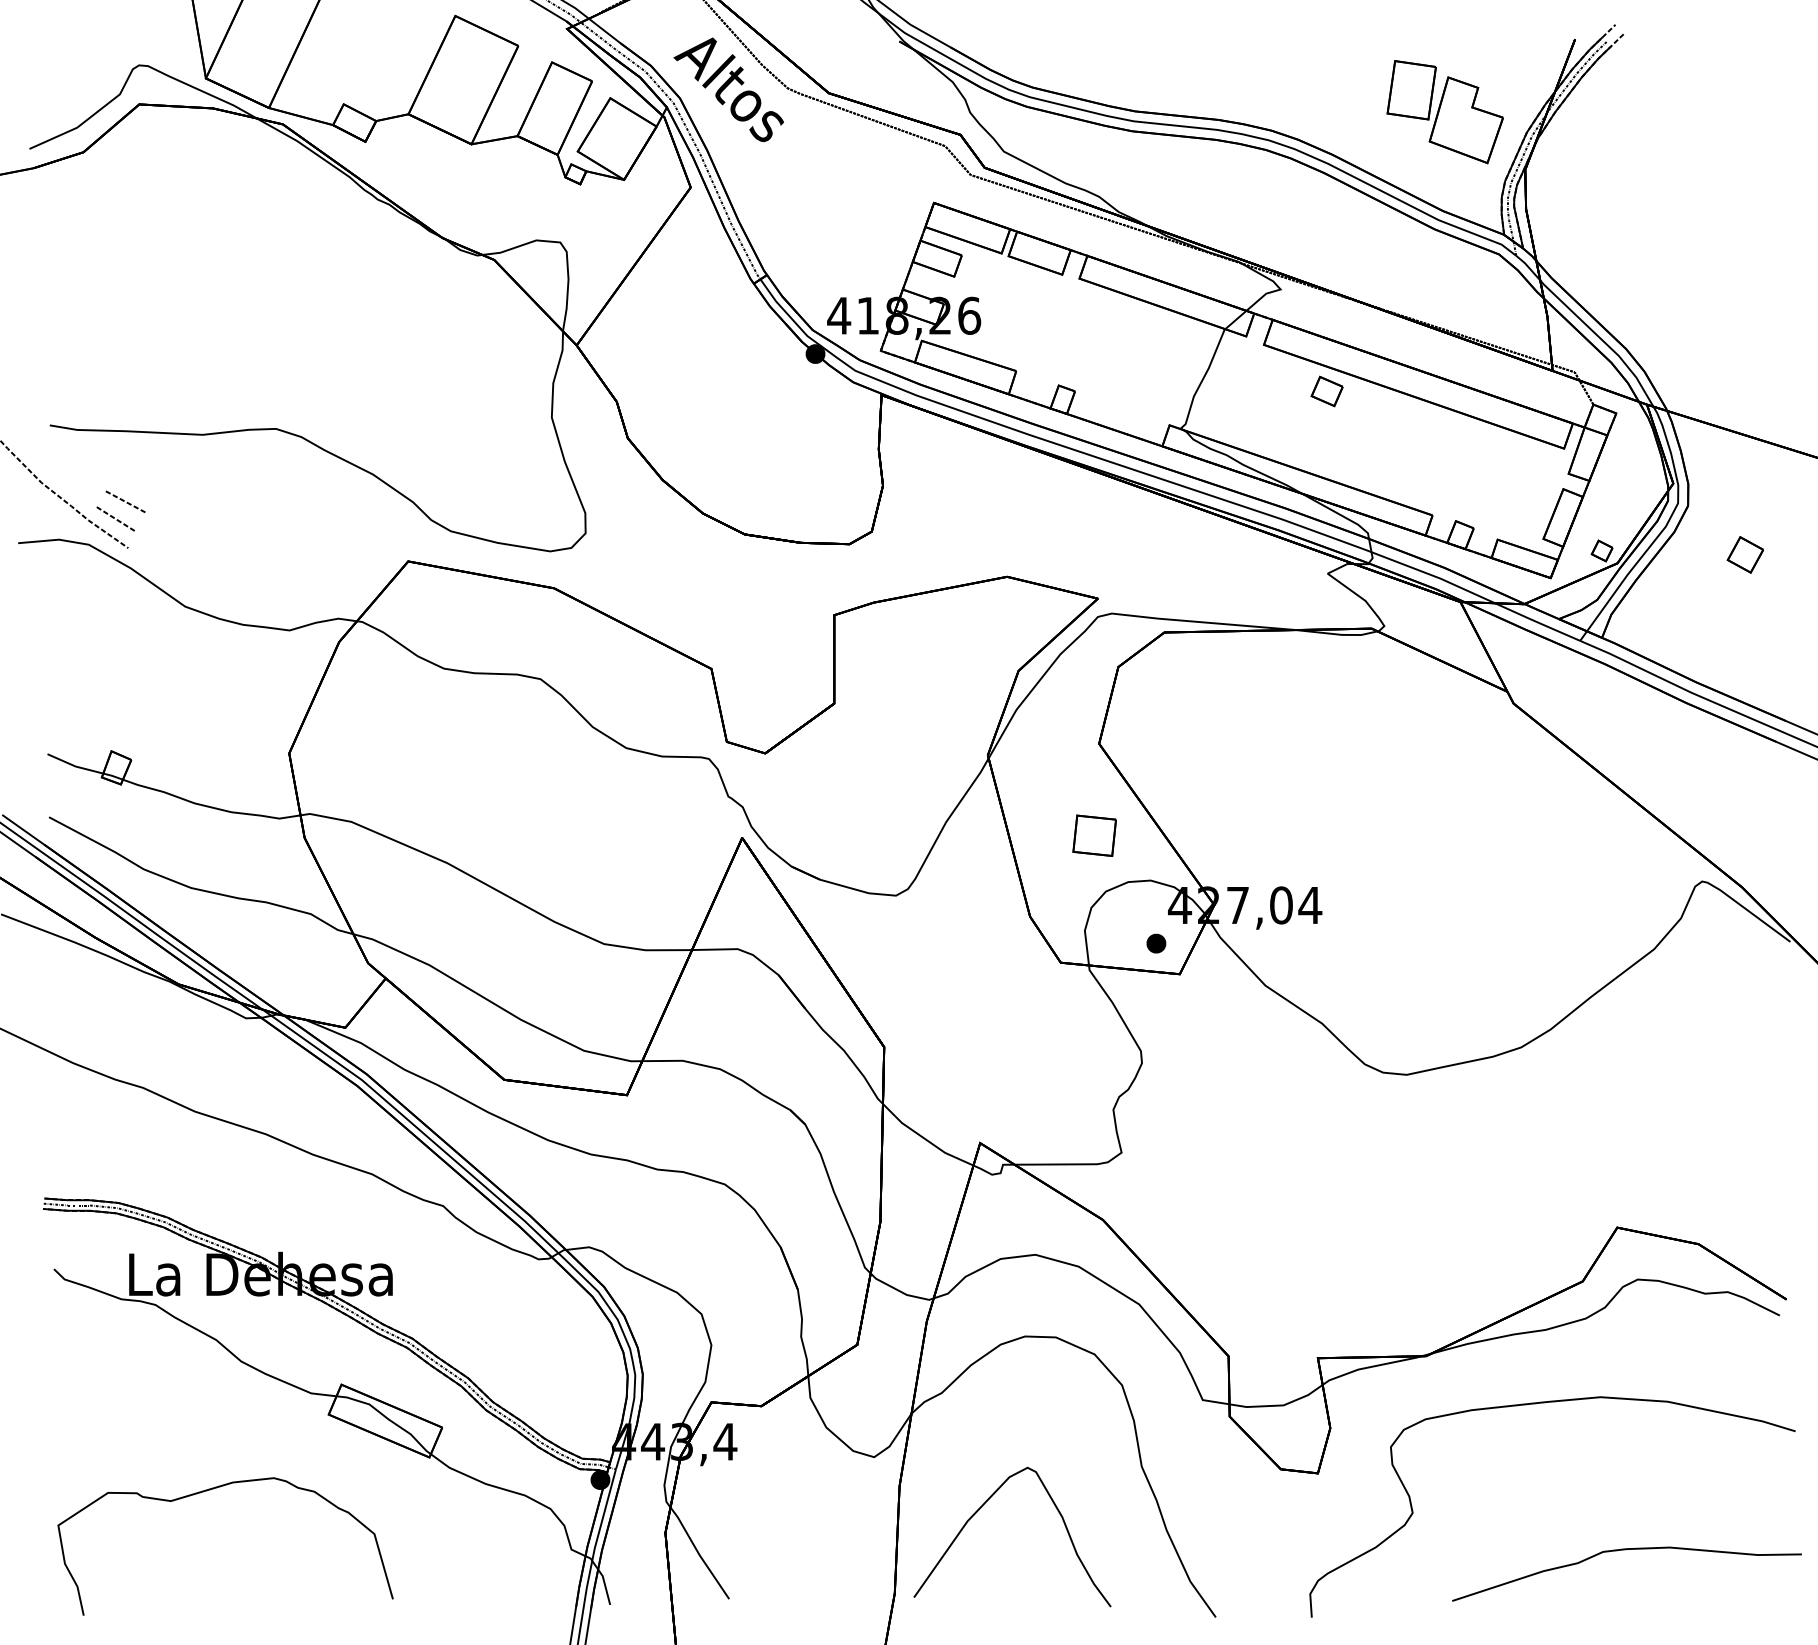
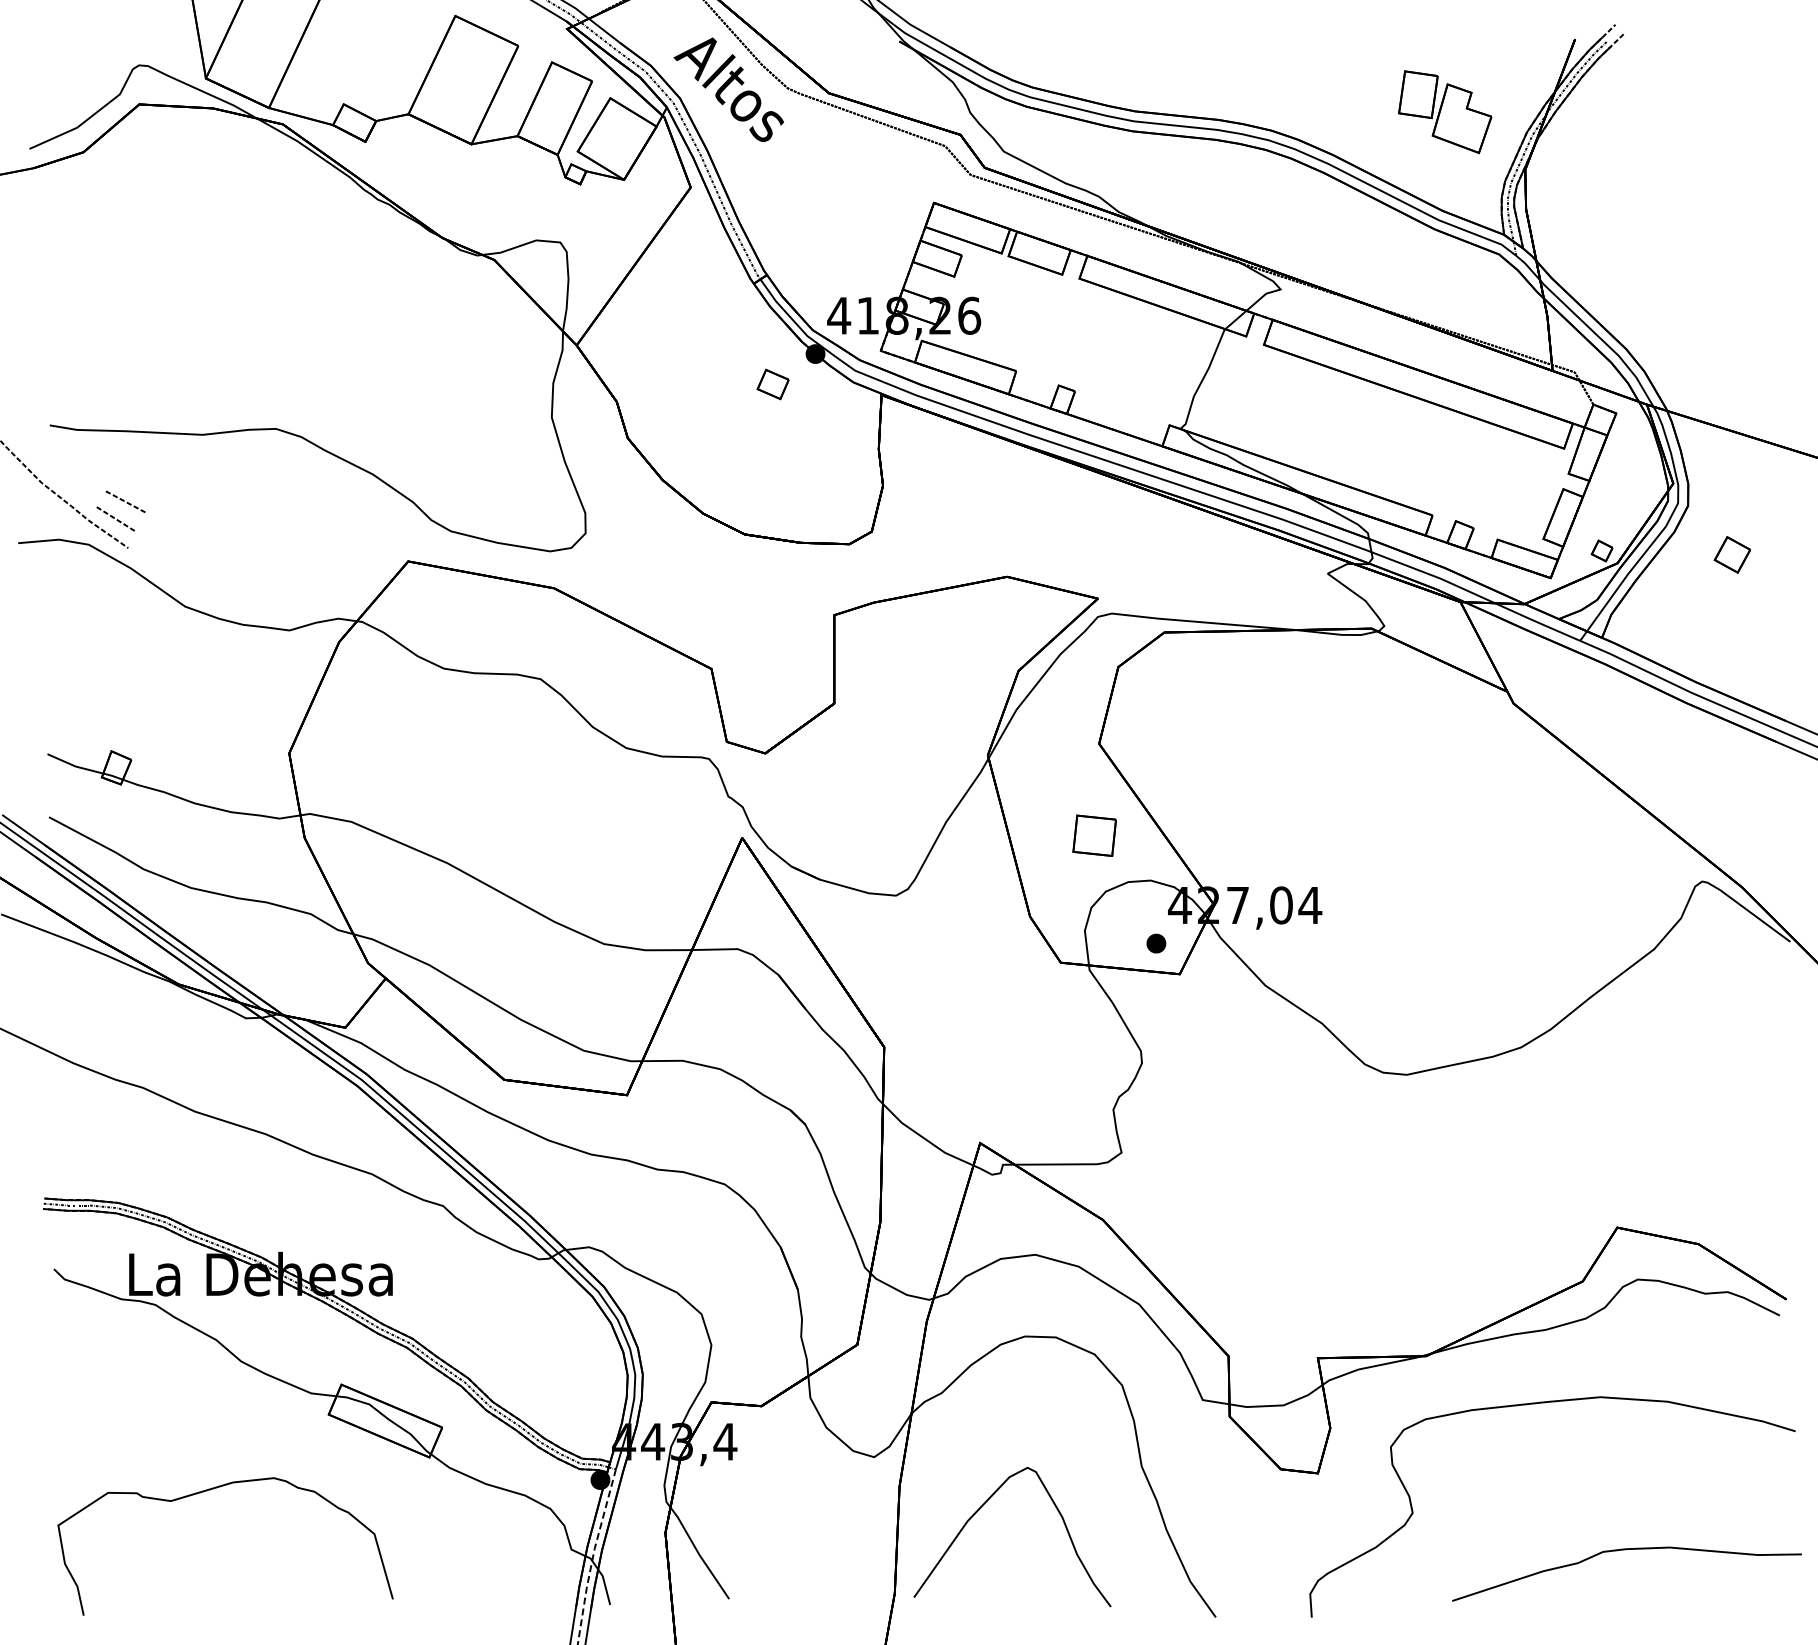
part size: 118x105 px -> 95x85 px (1445, 112)
part position: (1326, 391) -> (772, 384) (772, 384)
part position: (1744, 554) -> (1731, 554) (1731, 554)
line: solid -> dashed (593, 1556)
